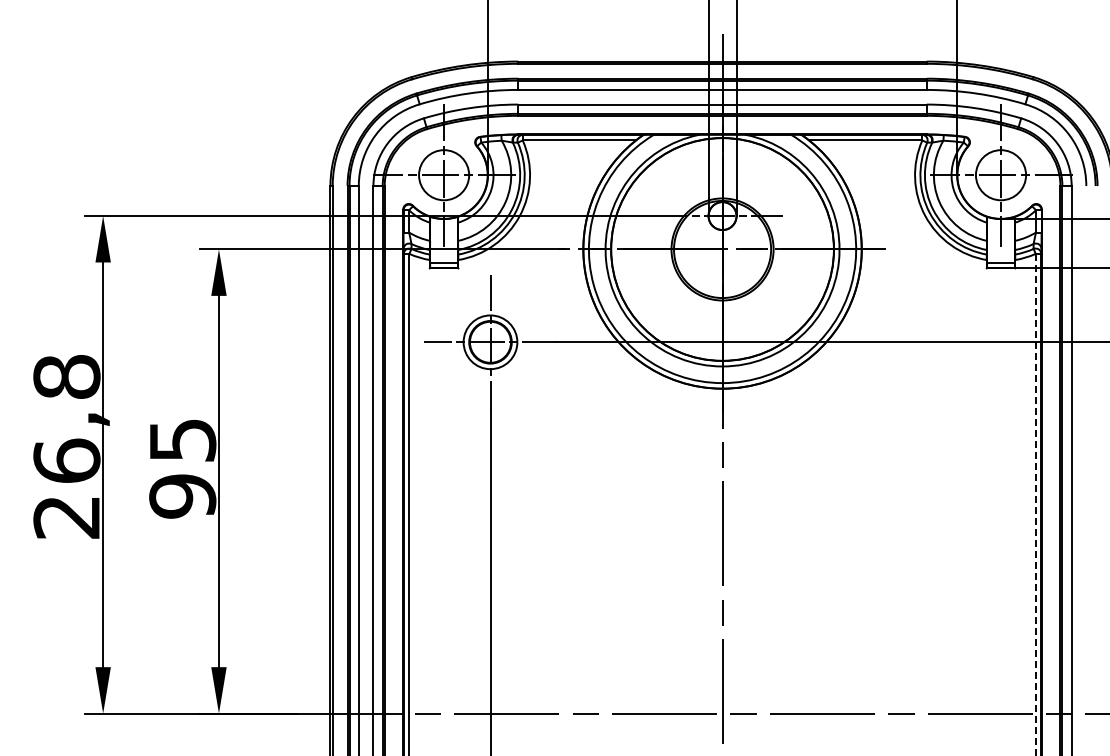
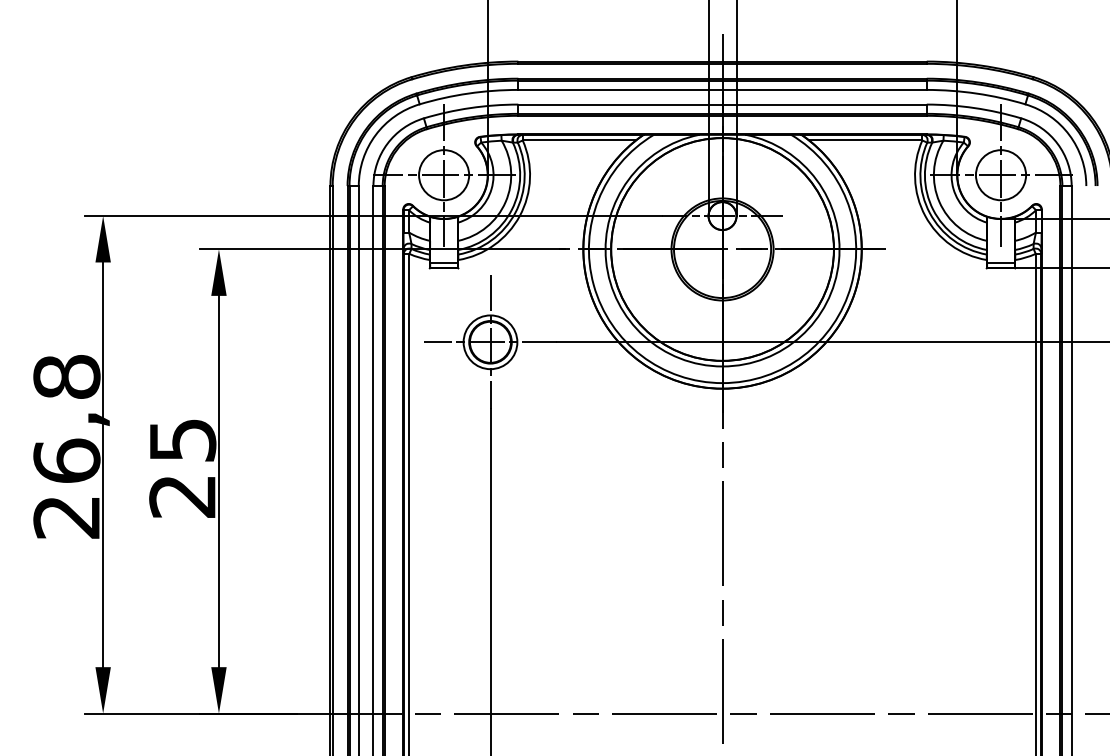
text: 95 -> 25 (182, 496)
line: dashed -> solid (1035, 504)
